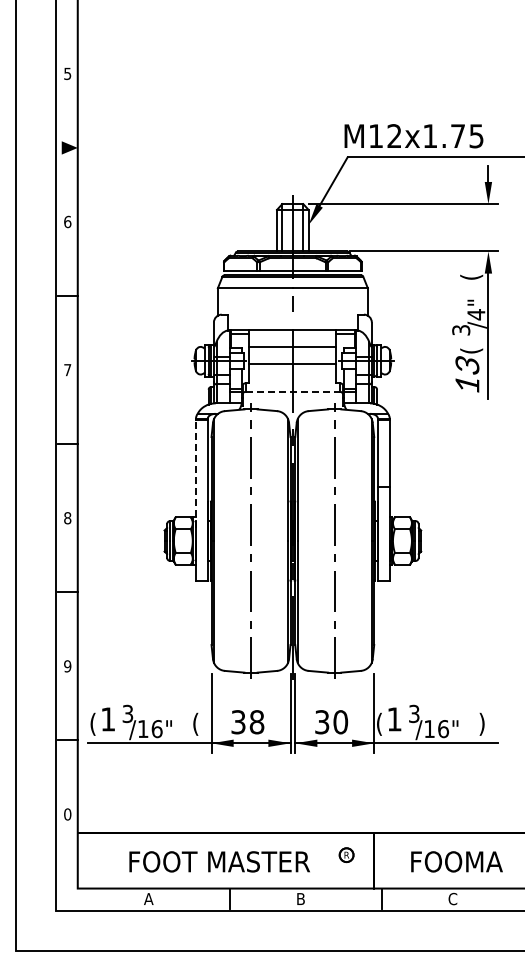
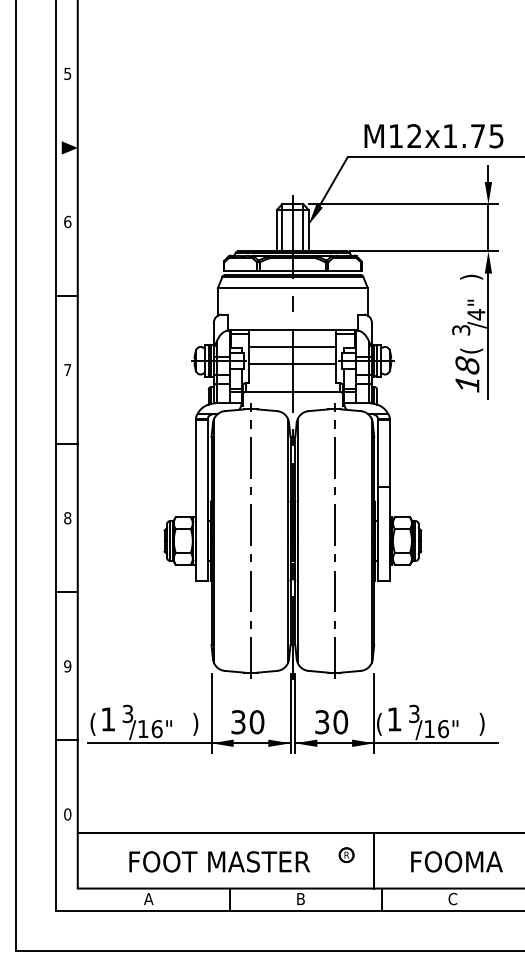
text position: (413, 136) -> (433, 136) (433, 136)
line: none -> present (488, 227)
text: ( -> ) (471, 276)
text: 13 -> 18 (467, 365)
line: dashed -> solid (293, 392)
line: dashed -> solid (196, 473)
text: 38 -> 30 (256, 722)
text: ( -> ) (195, 723)
